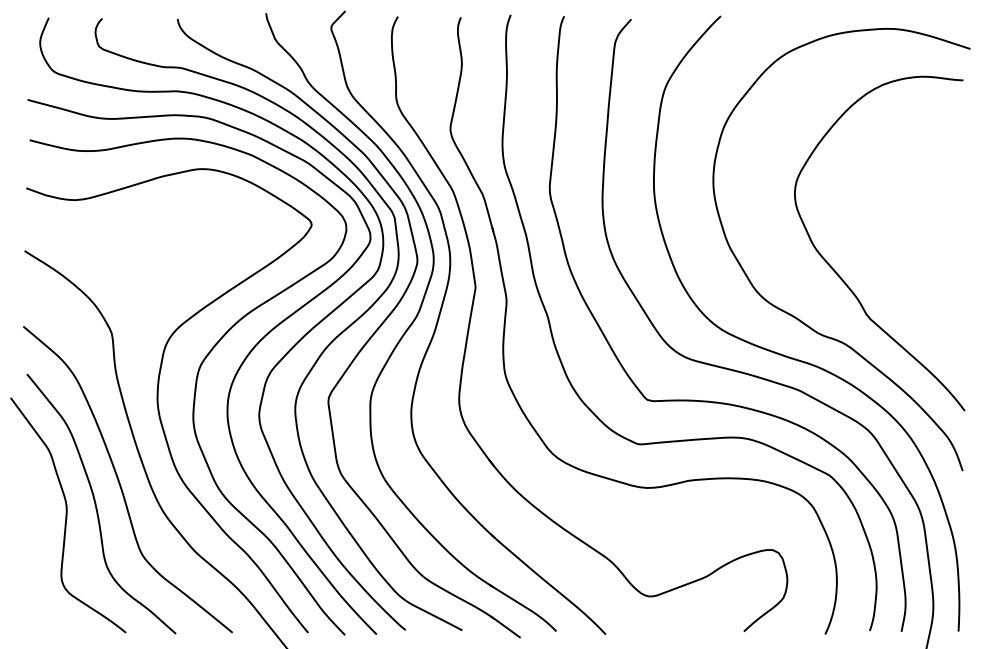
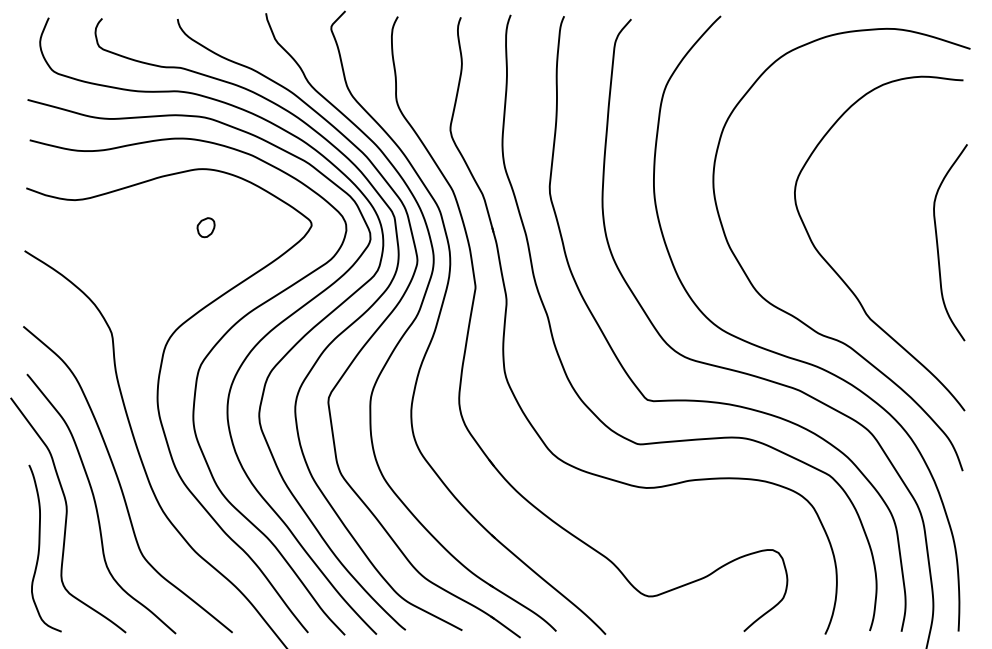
part: none -> present (205, 227)
curve: none -> present (938, 243)
curve: none -> present (40, 546)
